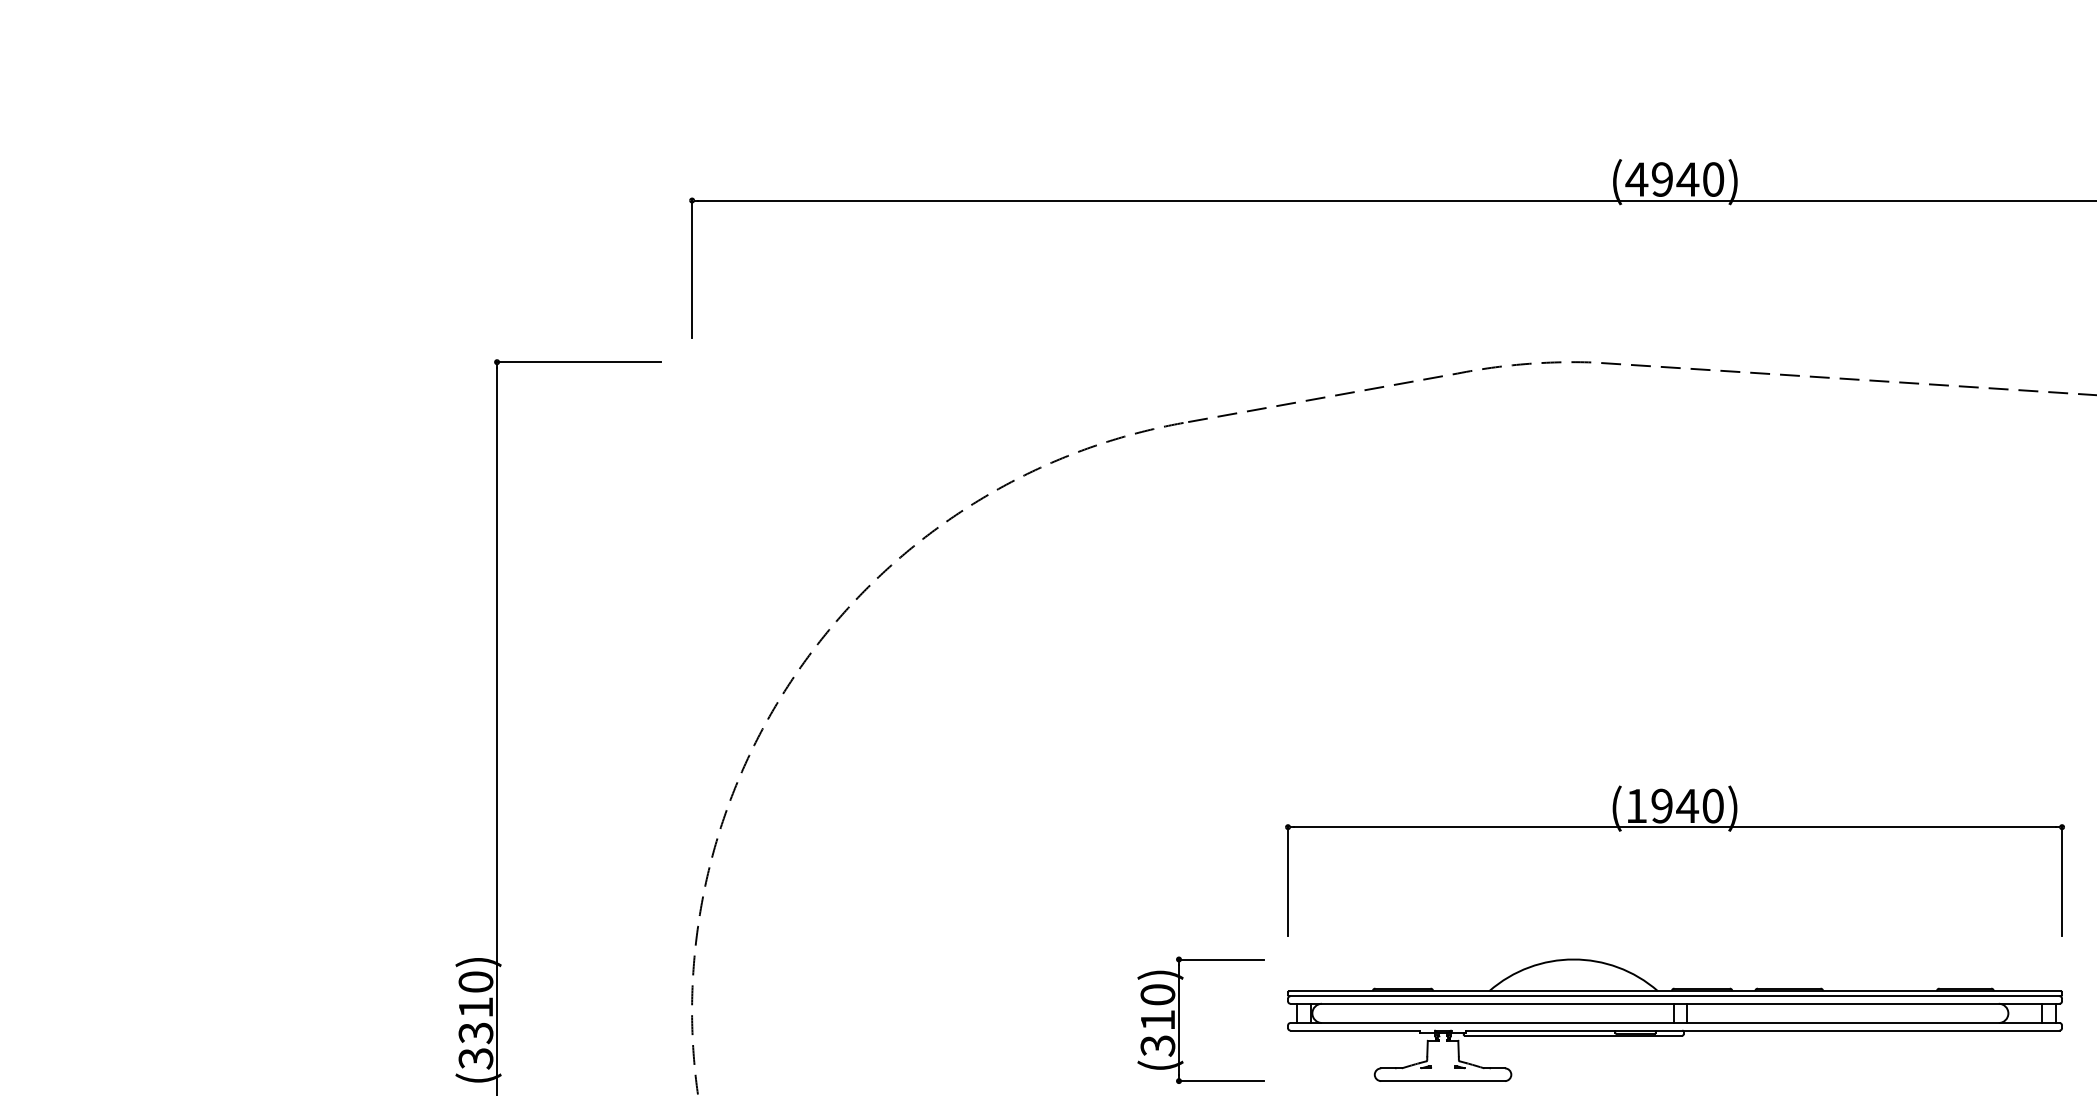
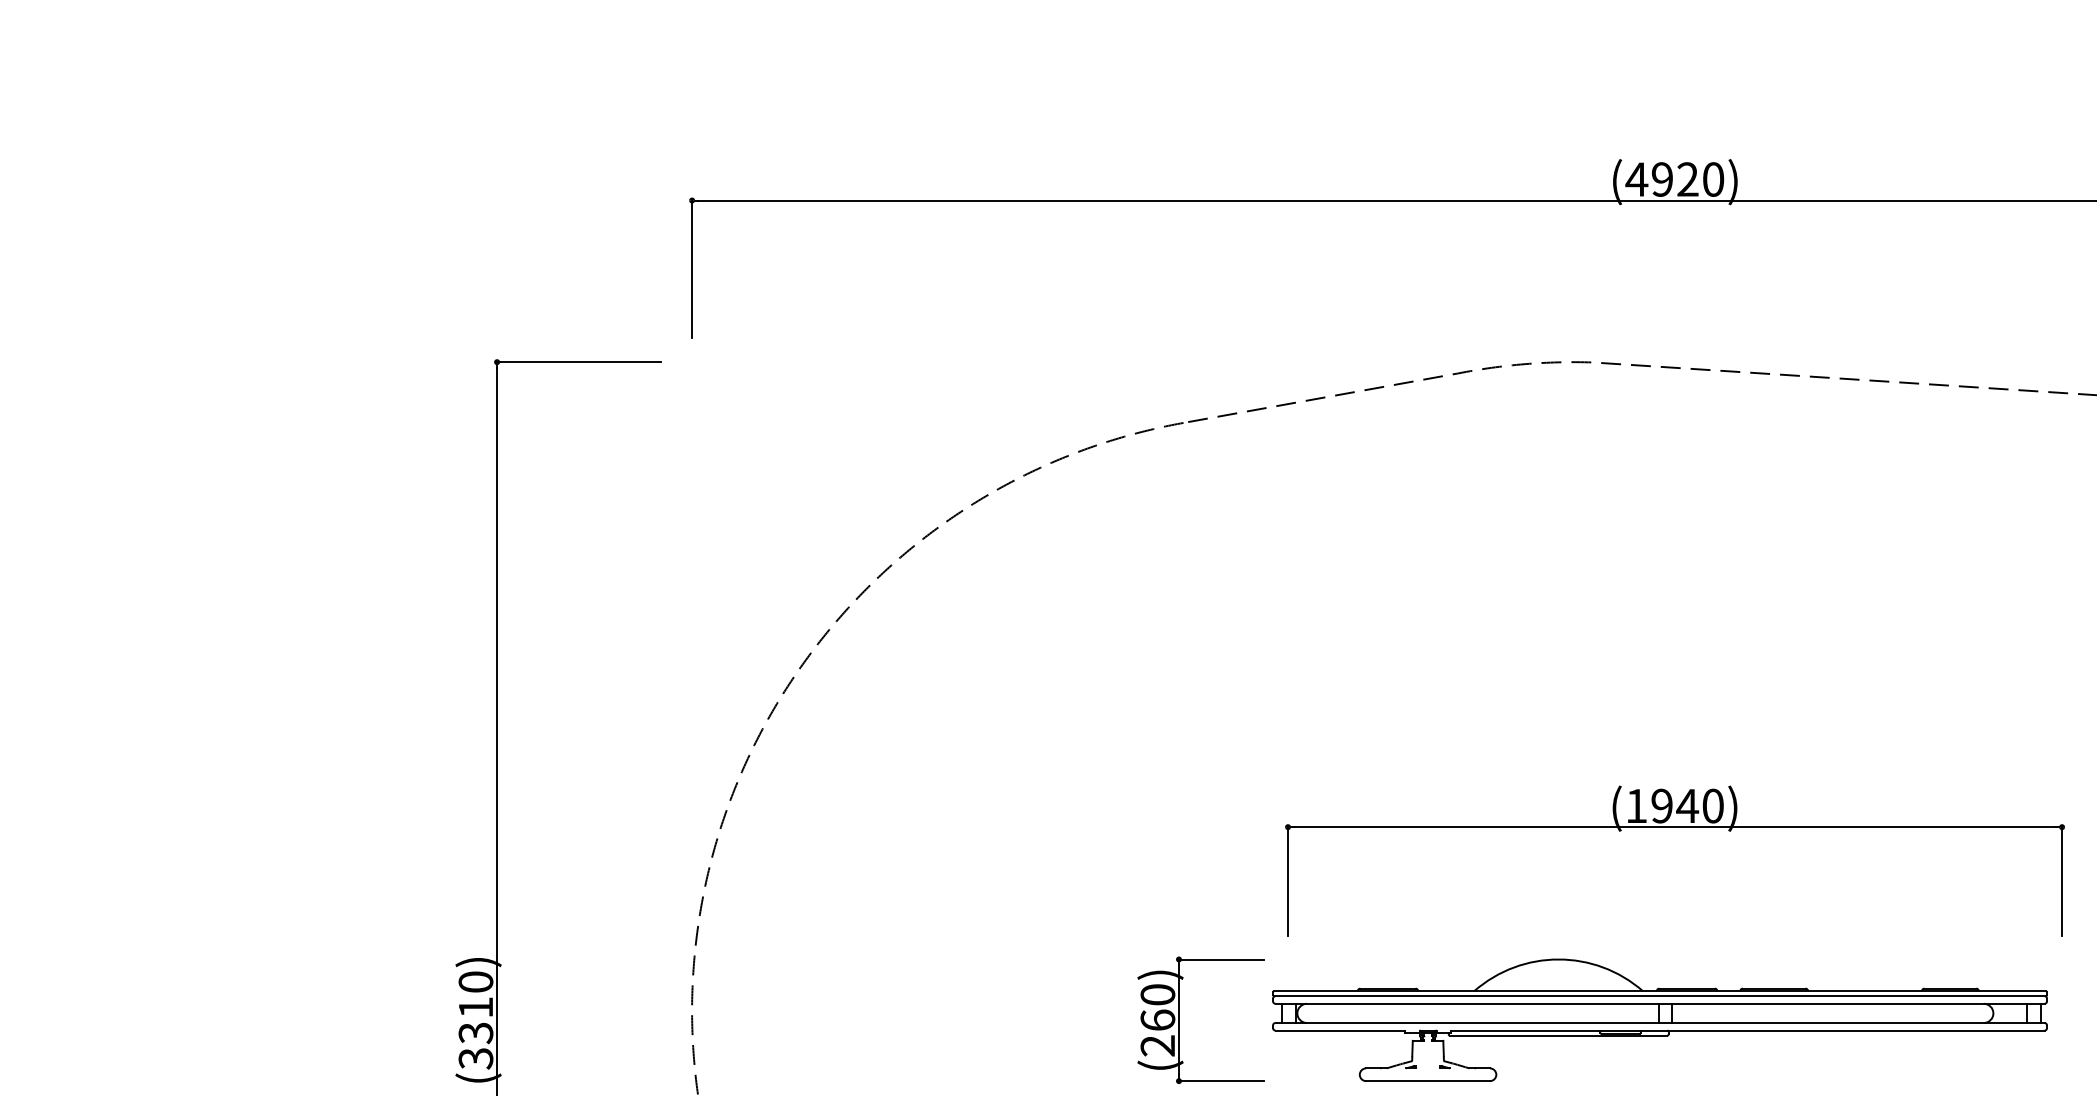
text: (4940) -> (4920) (1687, 179)
part position: (1674, 1019) -> (1659, 1019) (1659, 1019)
text: (310) -> (260) (1157, 1032)
